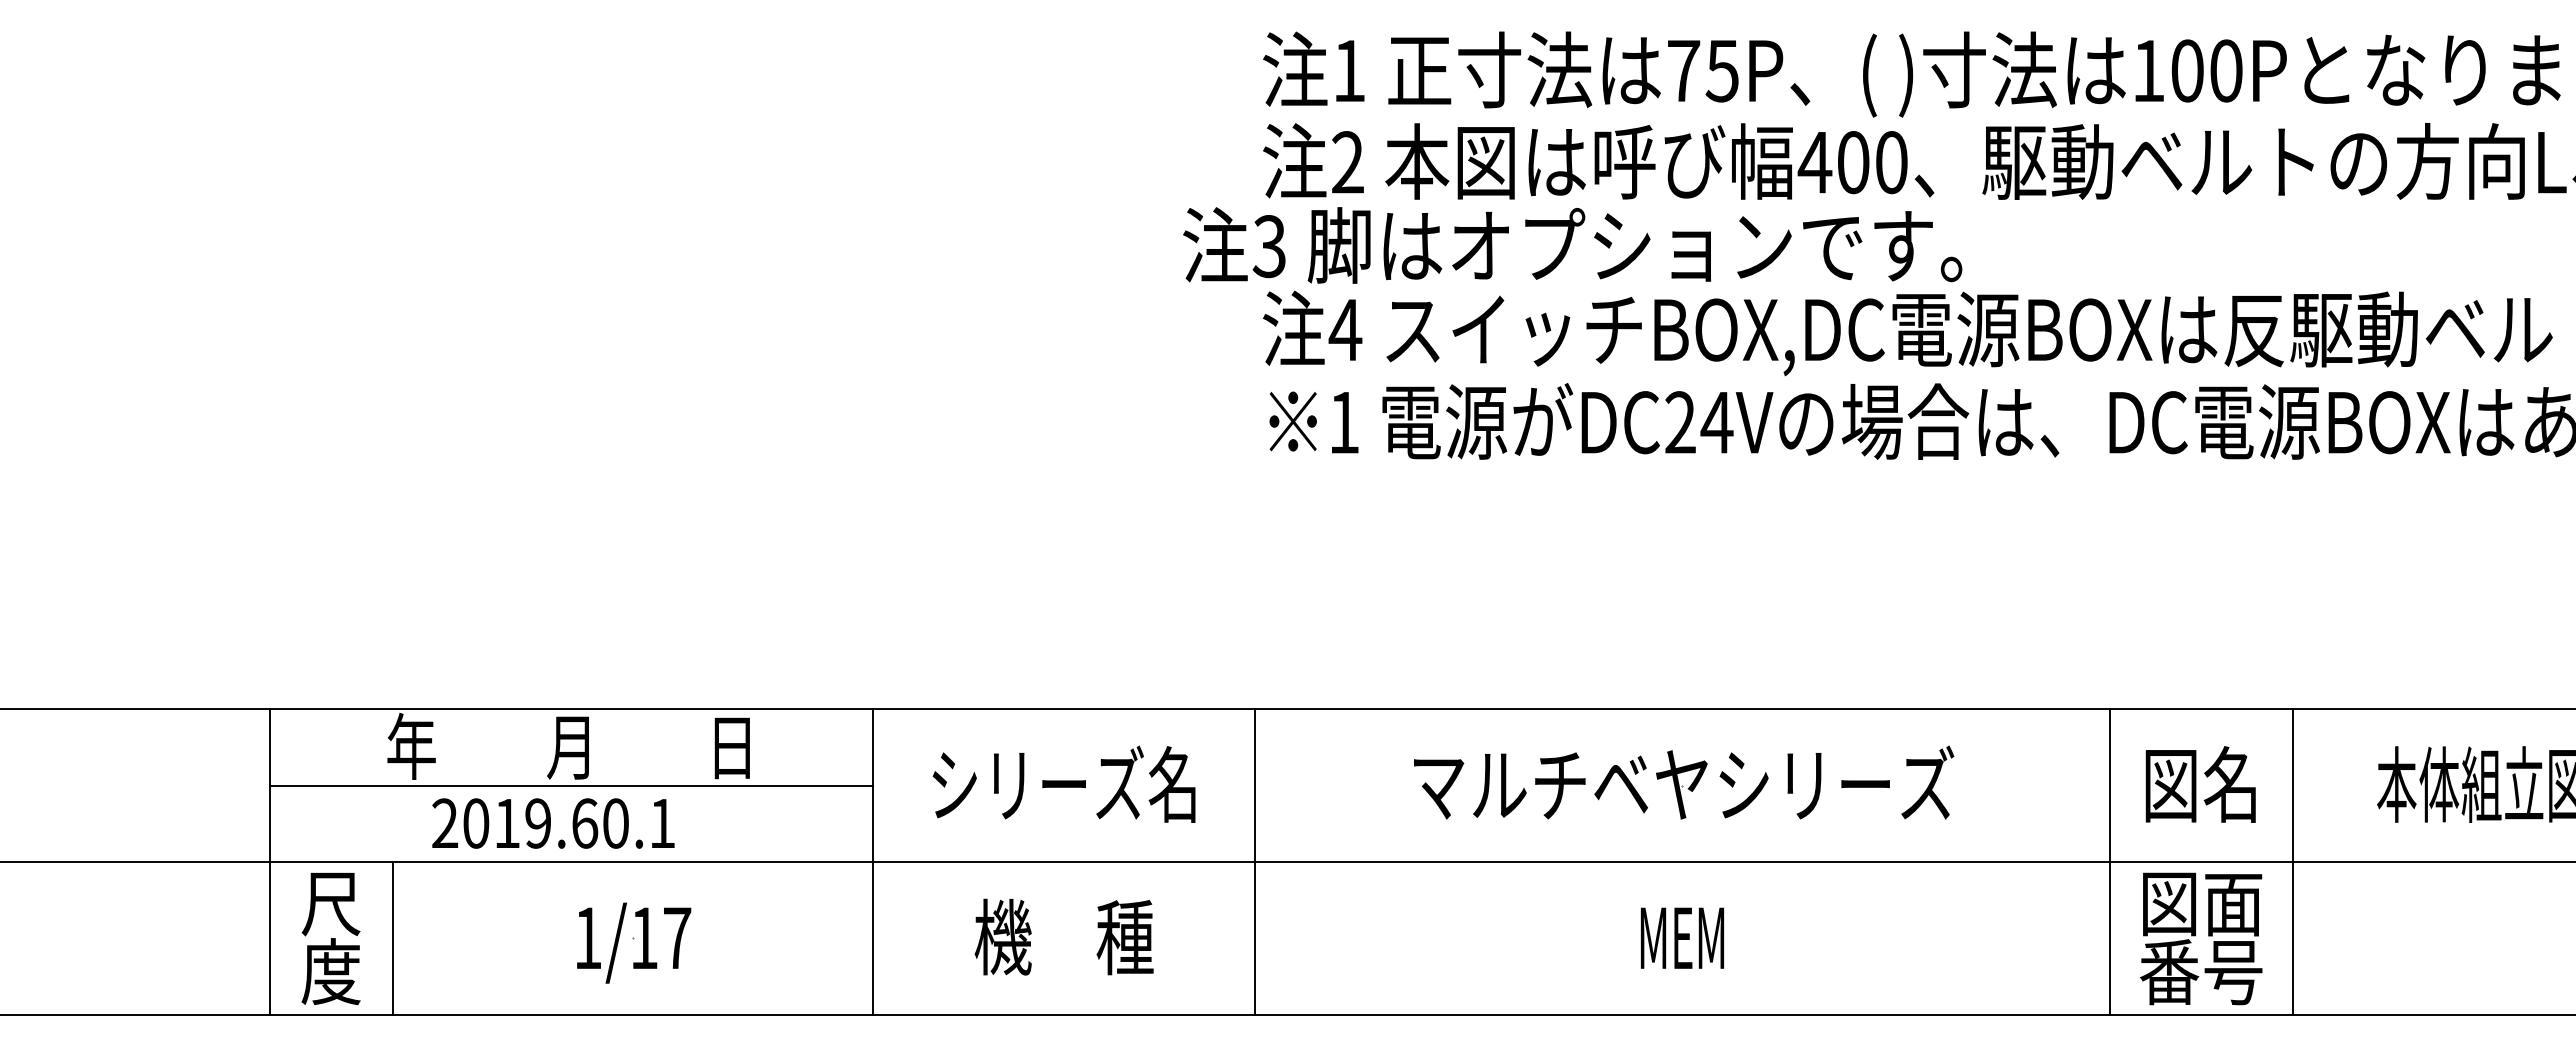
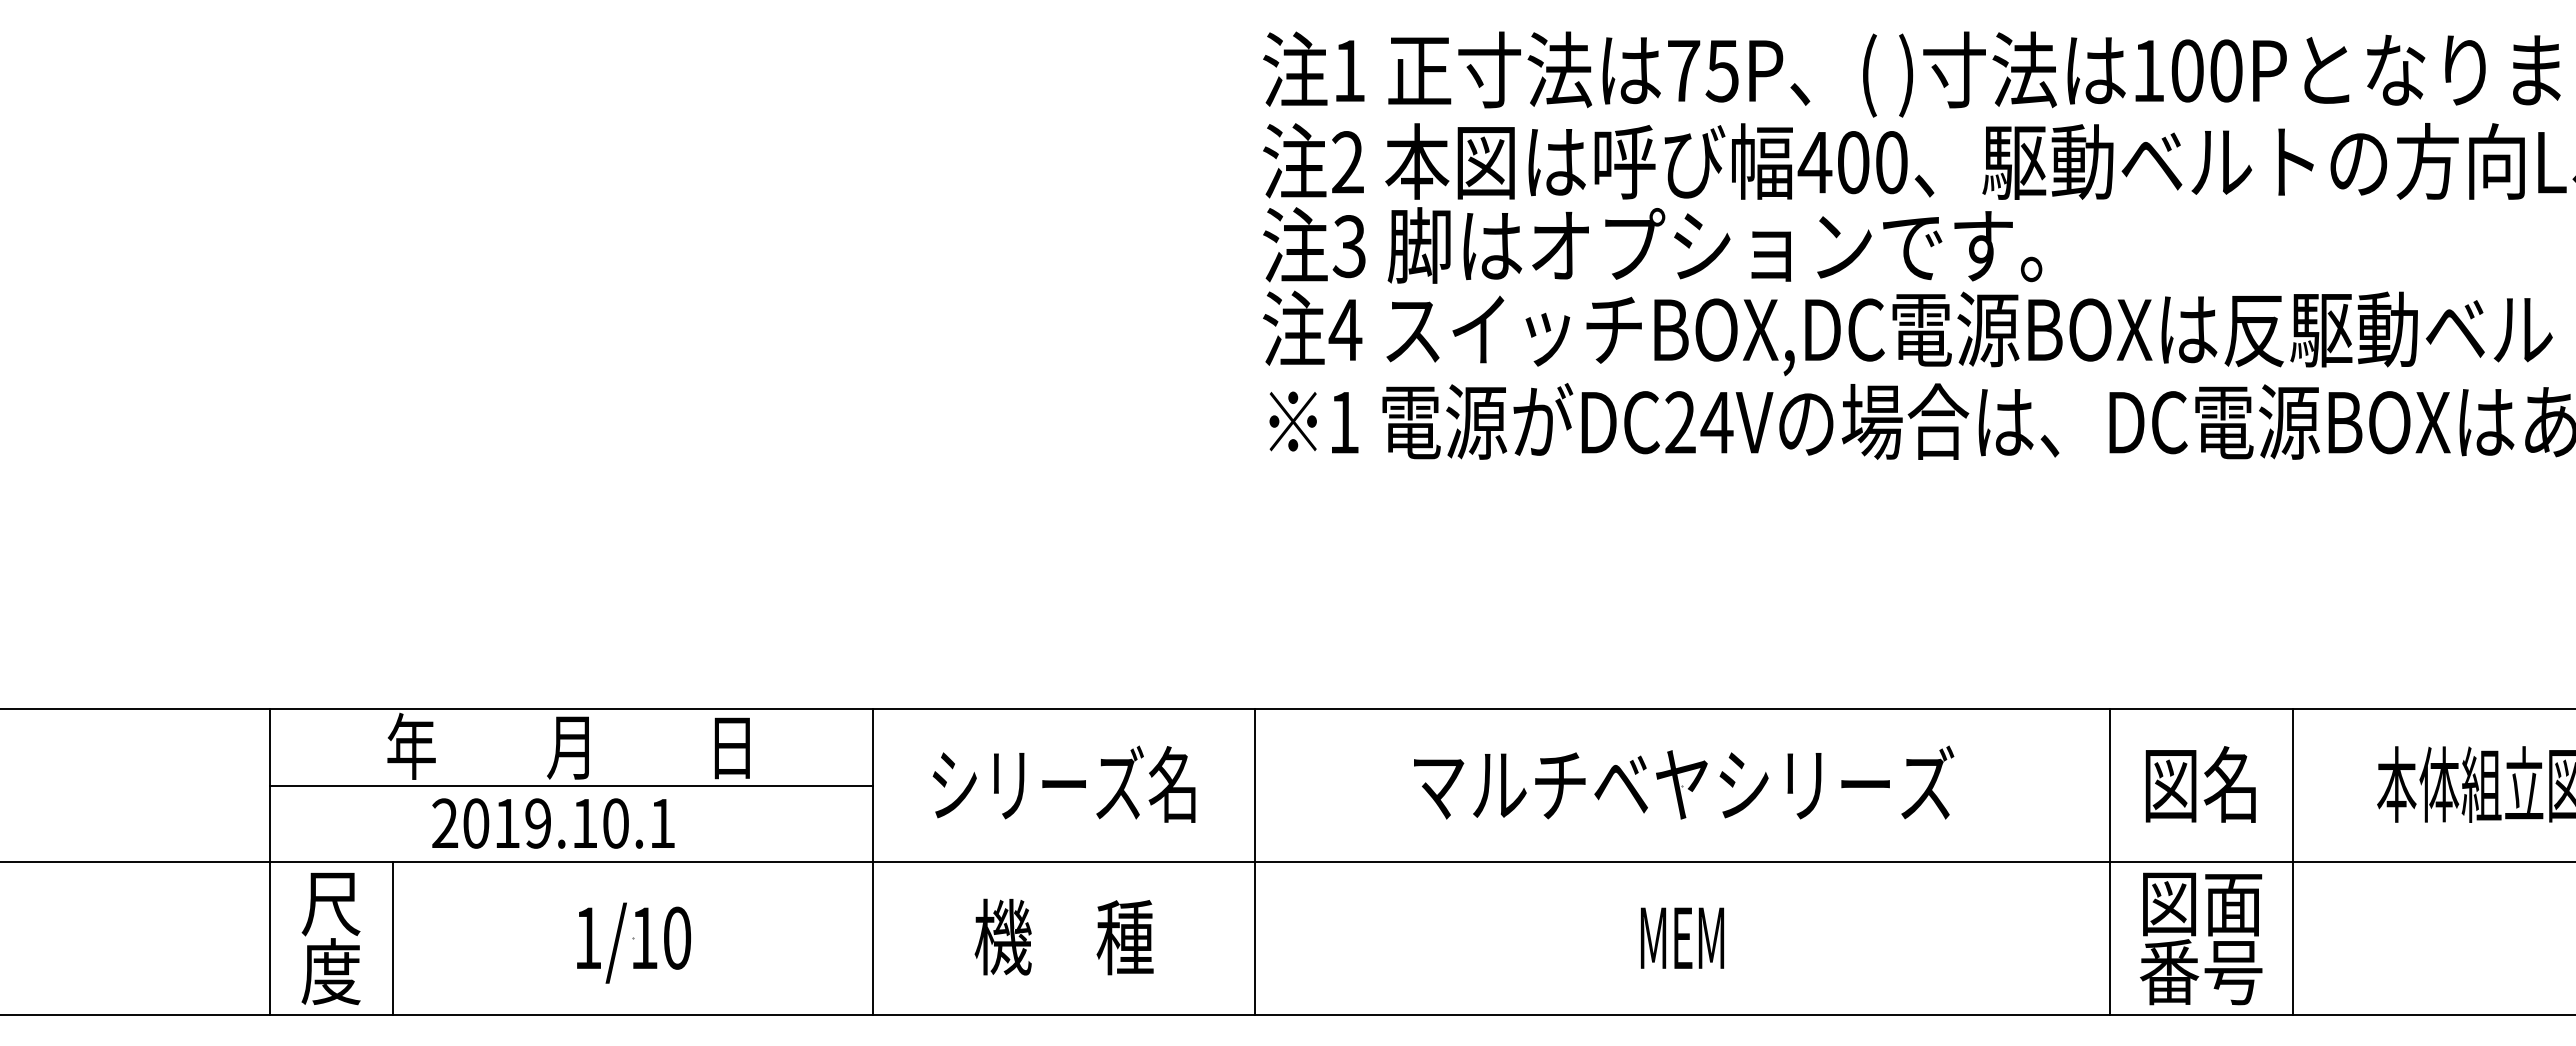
text position: (1572, 245) -> (1652, 245) (1652, 245)
text: 2019.60.1 -> 2019.10.1 (585, 823)
text: 1/17 -> 1/10 (677, 937)
